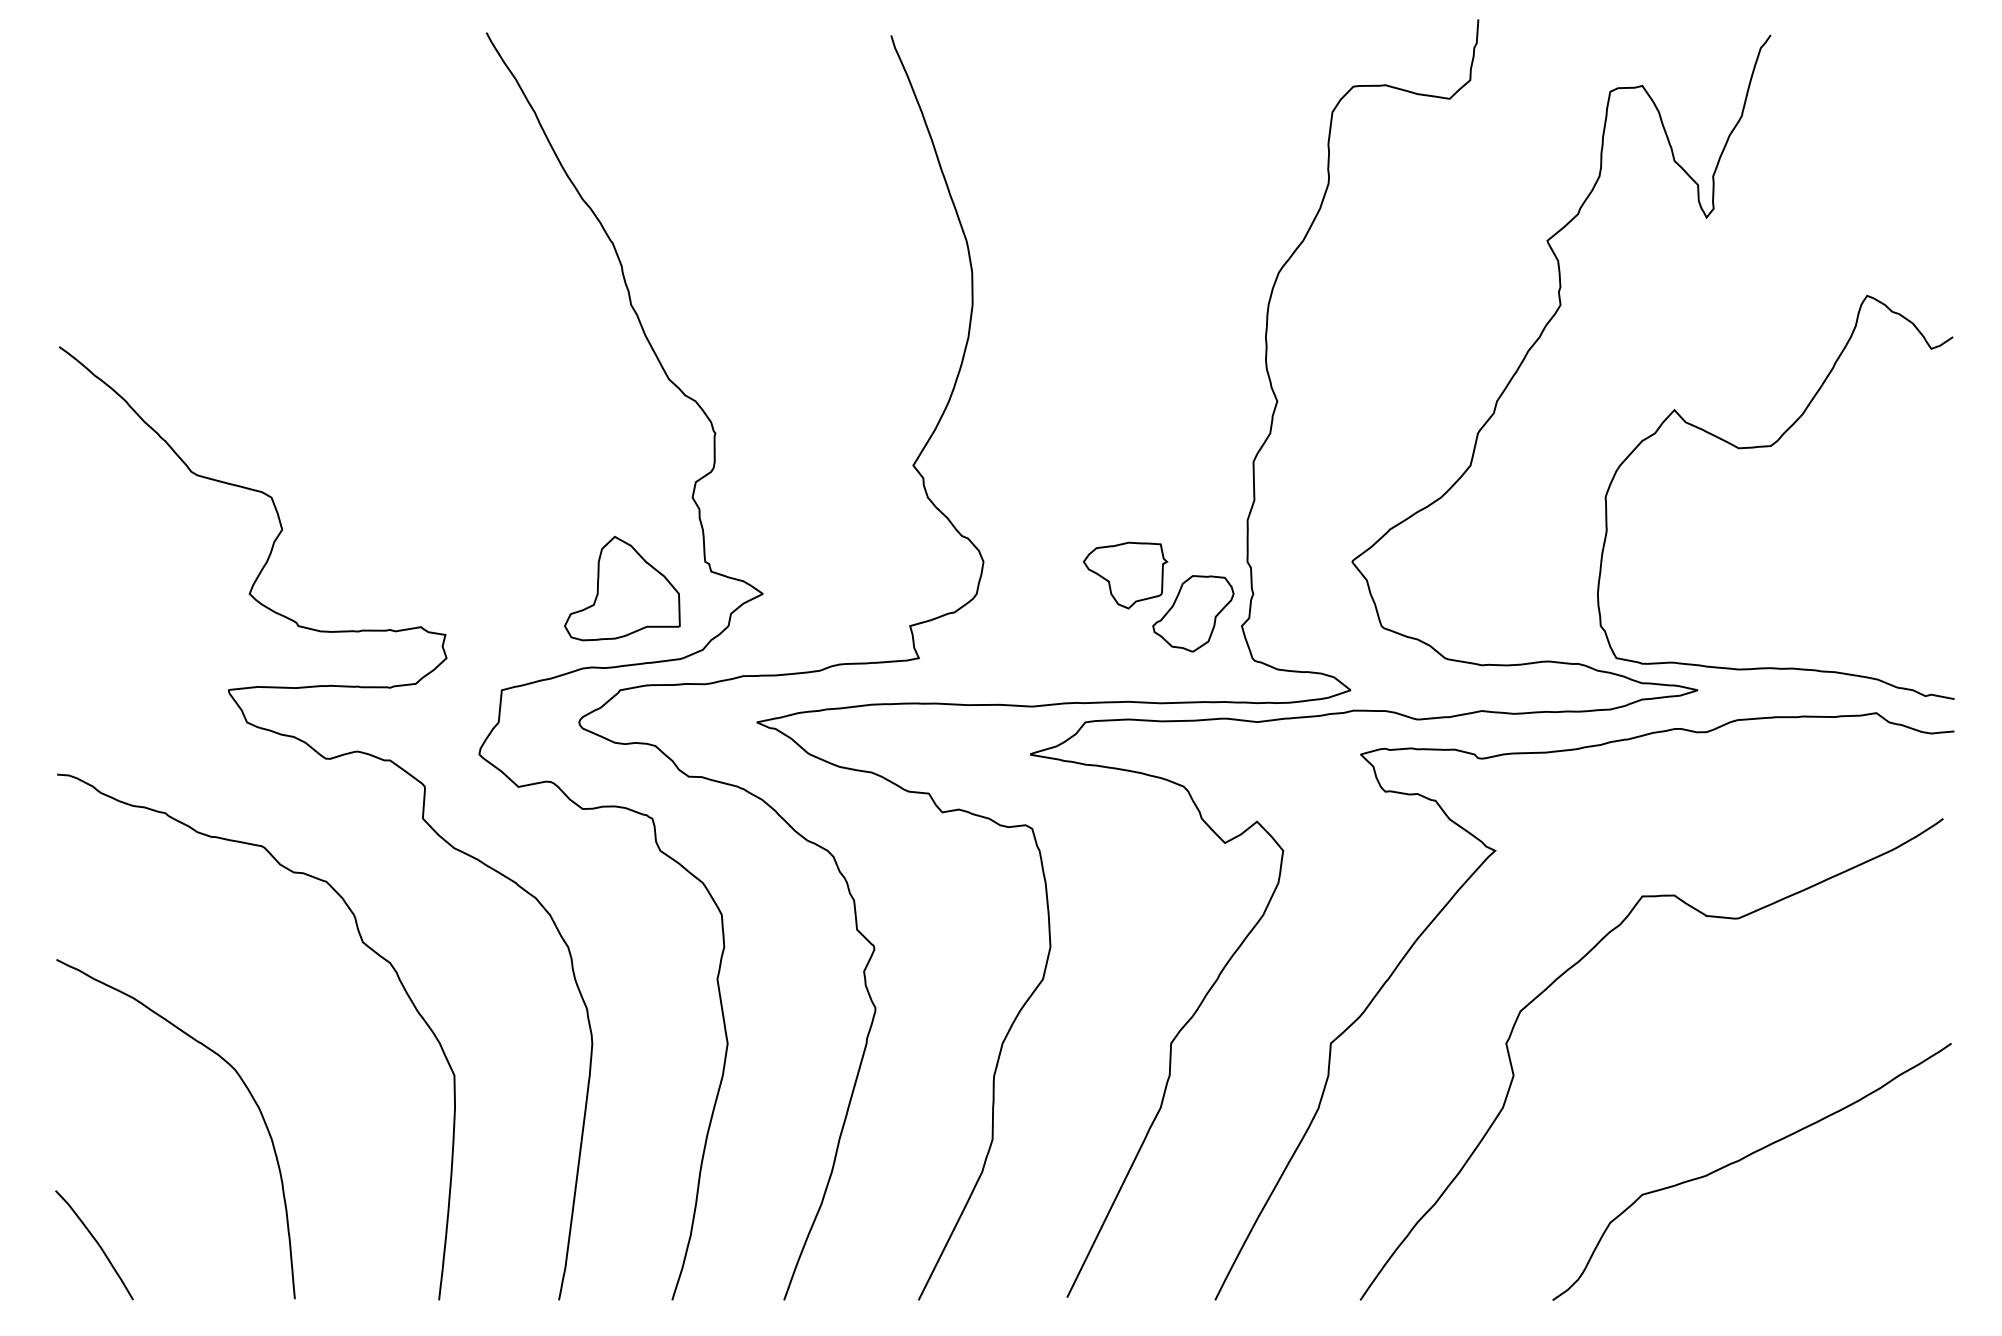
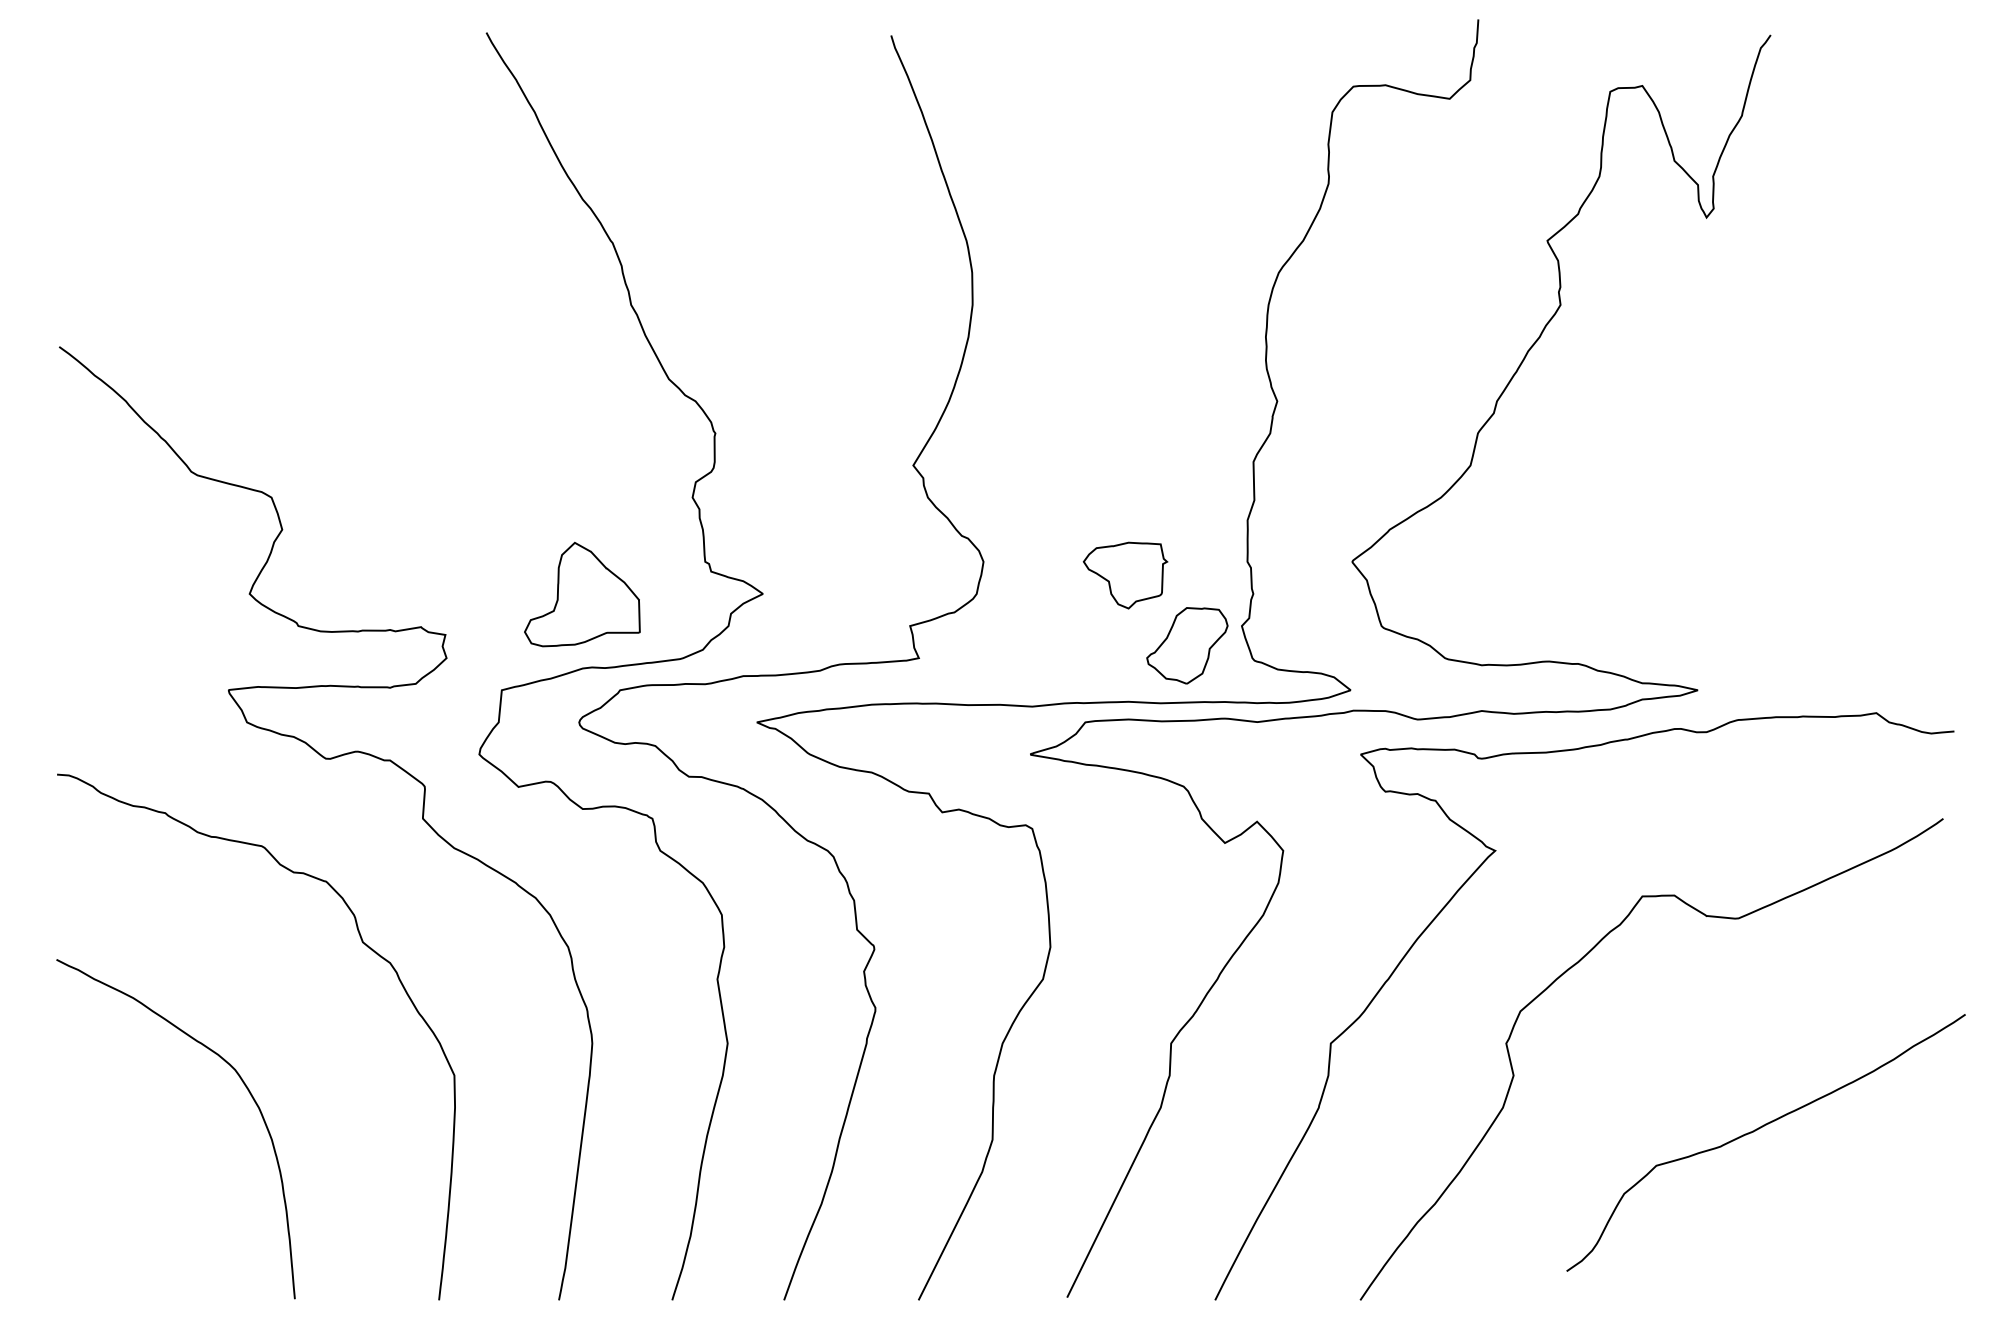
curve: present -> none (1769, 447)
part position: (622, 588) -> (582, 594) (582, 594)
part position: (1193, 613) -> (1187, 645) (1187, 645)
curve position: (1745, 1158) -> (1759, 1129) (1759, 1129)
curve: present -> none (96, 1243)
